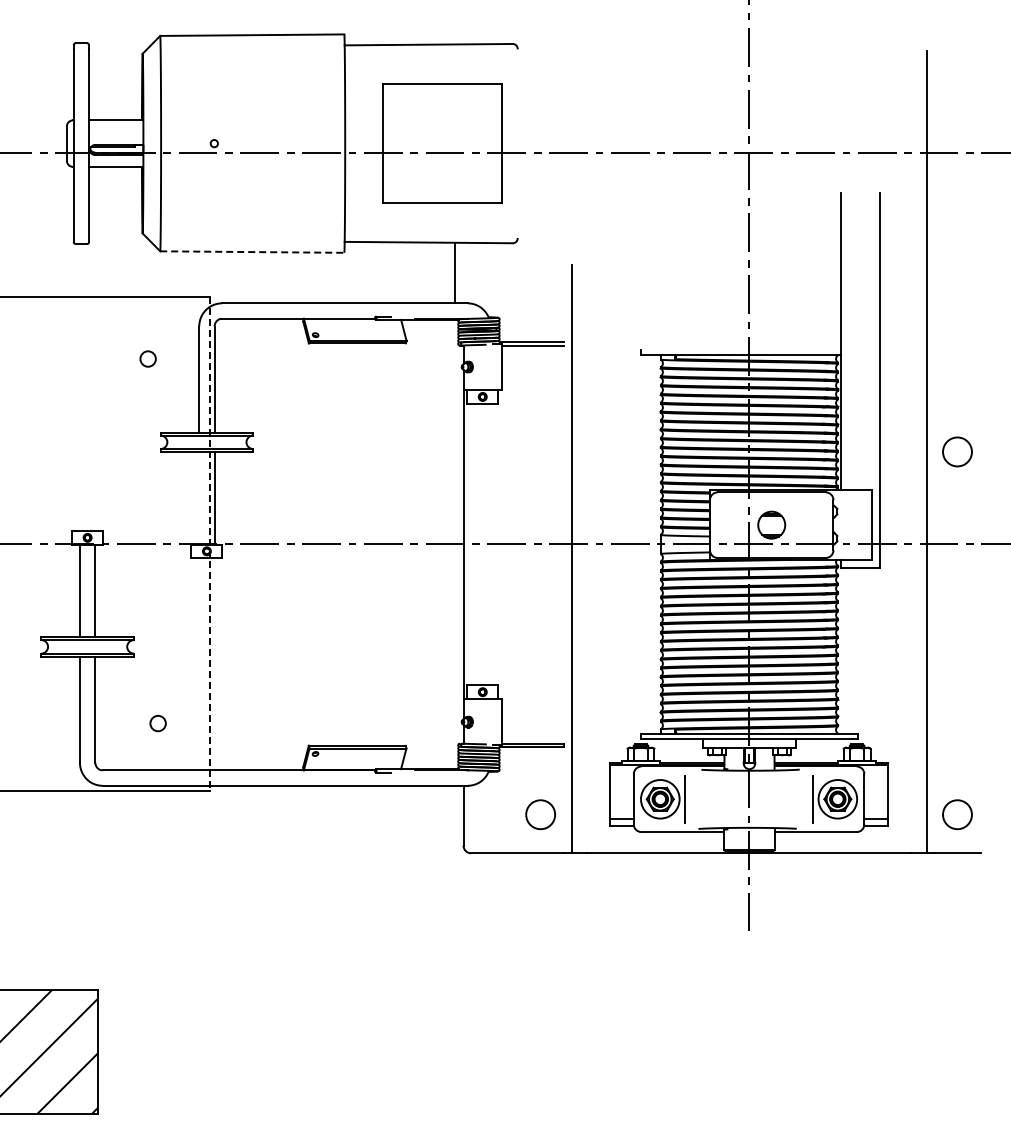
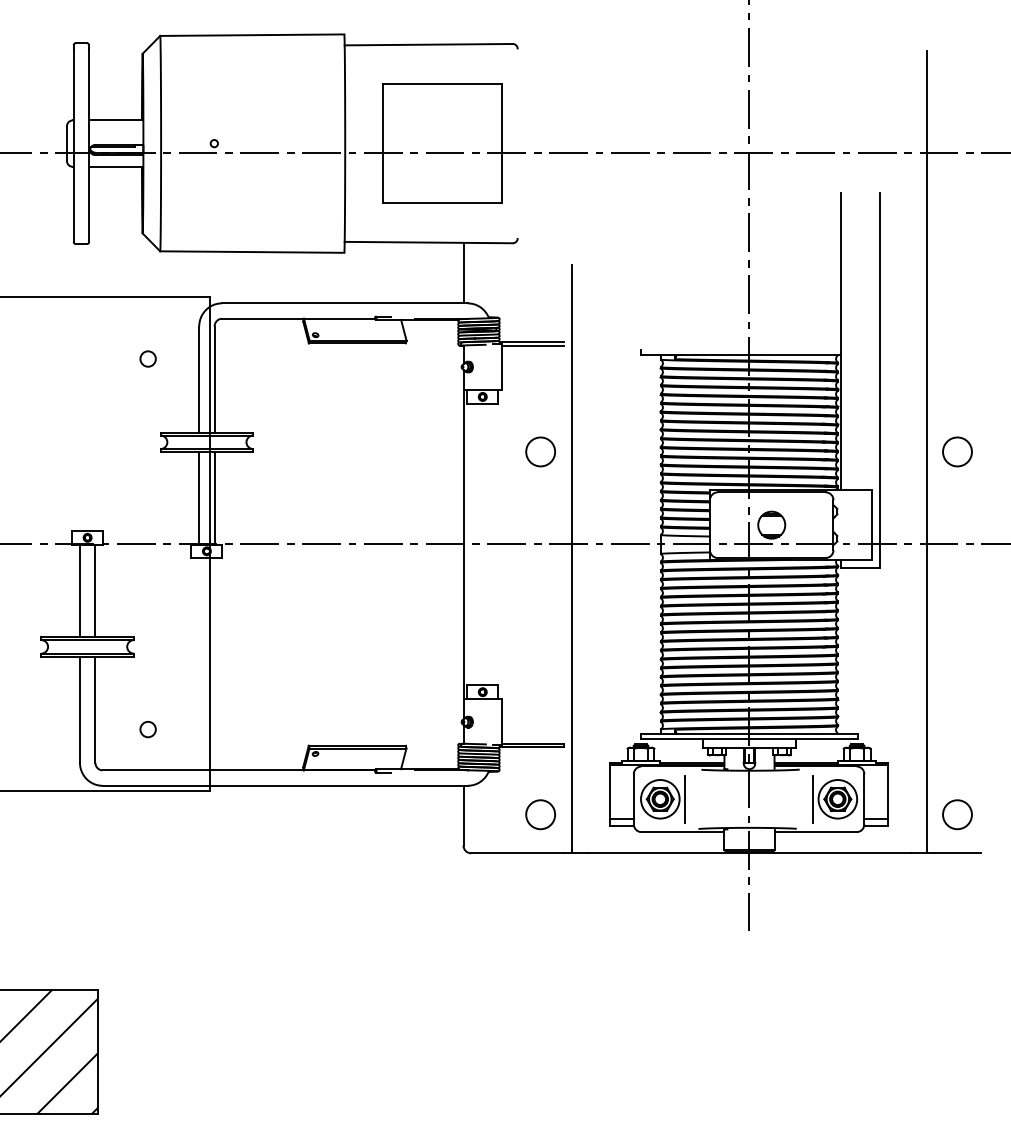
line: dashed -> solid (252, 252)
line position: (454, 272) -> (463, 272) (463, 272)
circle: none -> present (540, 451)
line: none -> present (199, 497)
line: dashed -> solid (209, 544)
circle position: (157, 723) -> (147, 729) (147, 729)
